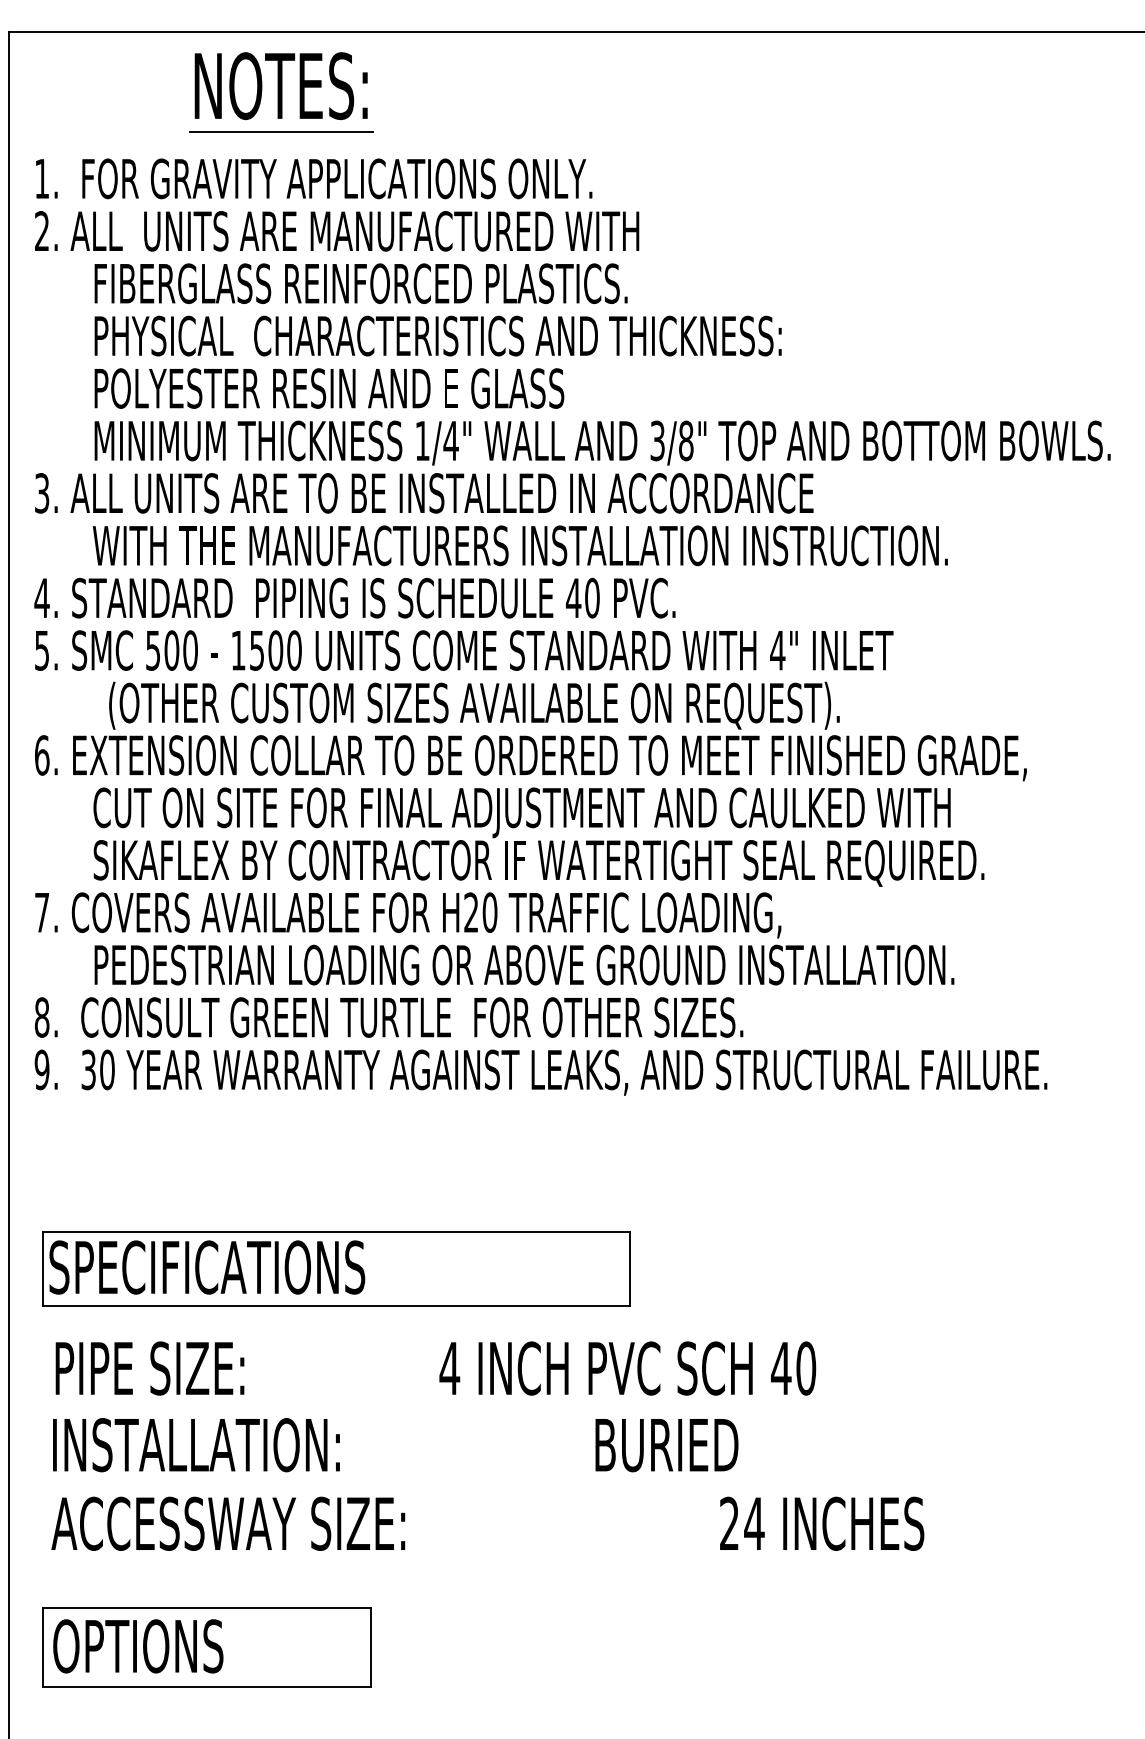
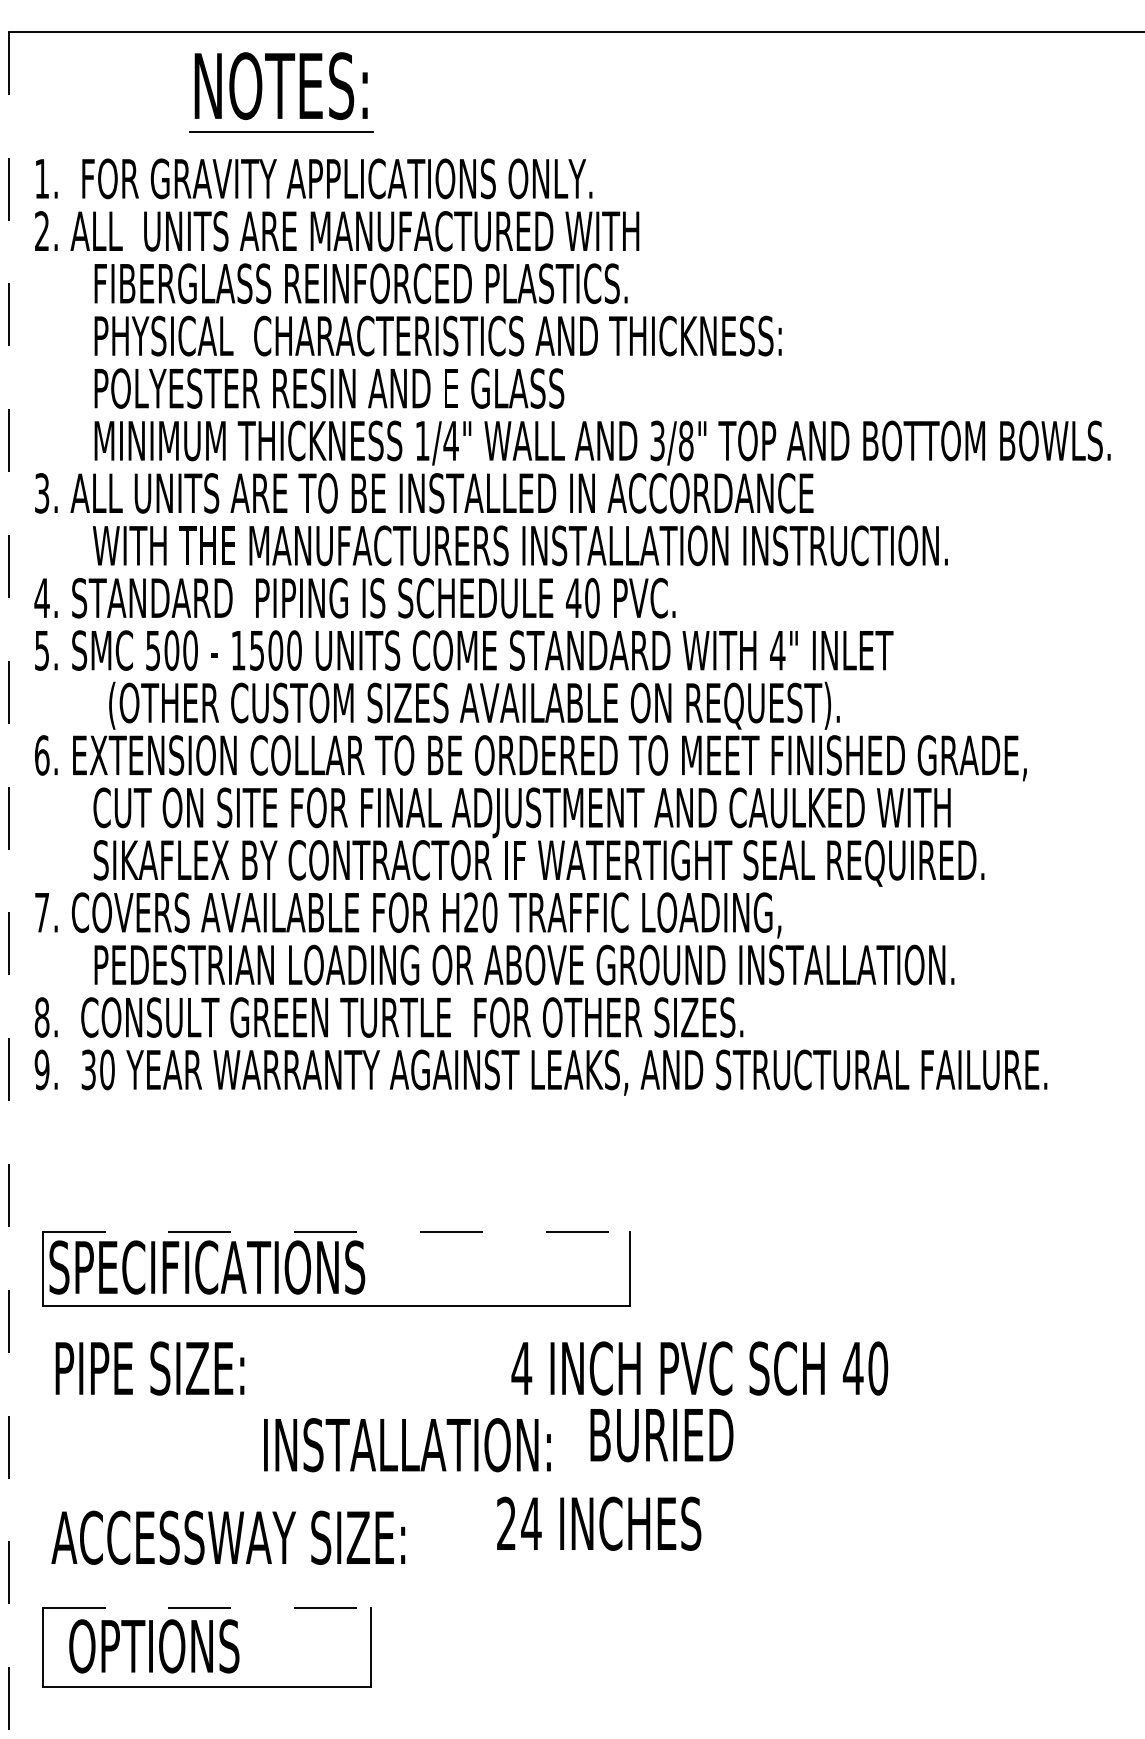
line: solid -> dashed (9, 885)
line: solid -> dashed (336, 1232)
text position: (627, 1368) -> (699, 1368) (699, 1368)
text position: (196, 1445) -> (407, 1445) (407, 1445)
text position: (666, 1445) -> (661, 1435) (661, 1435)
text position: (228, 1523) -> (228, 1537) (228, 1537)
text position: (822, 1523) -> (599, 1523) (599, 1523)
line: solid -> dashed (207, 1607)
text position: (138, 1646) -> (154, 1646) (154, 1646)
